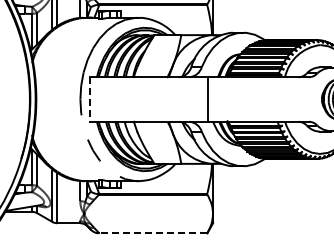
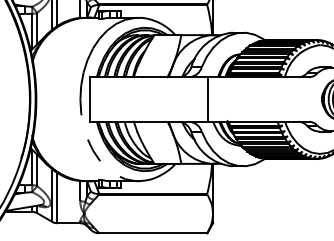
line: dashed -> solid (89, 100)
line: dashed -> solid (152, 233)
